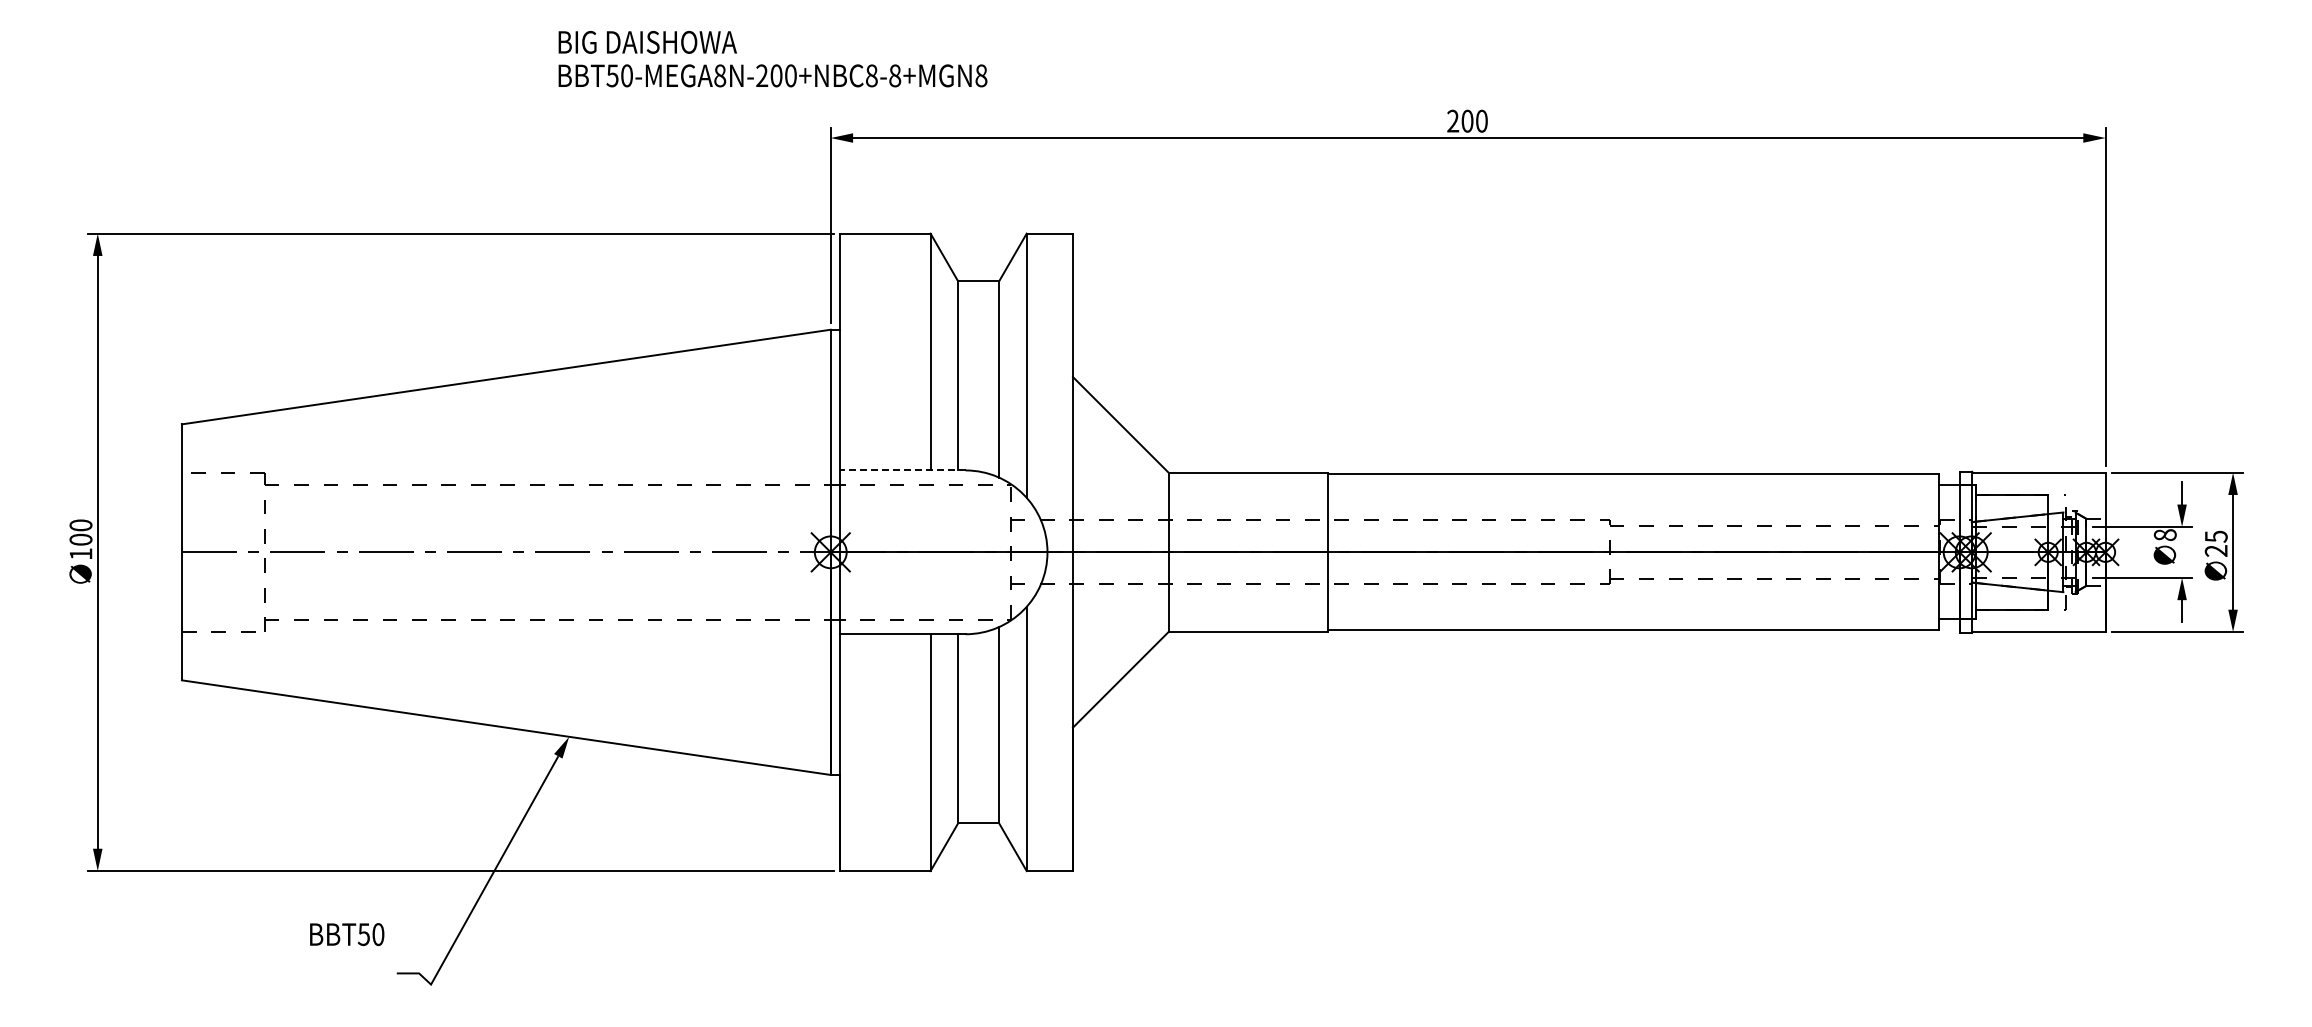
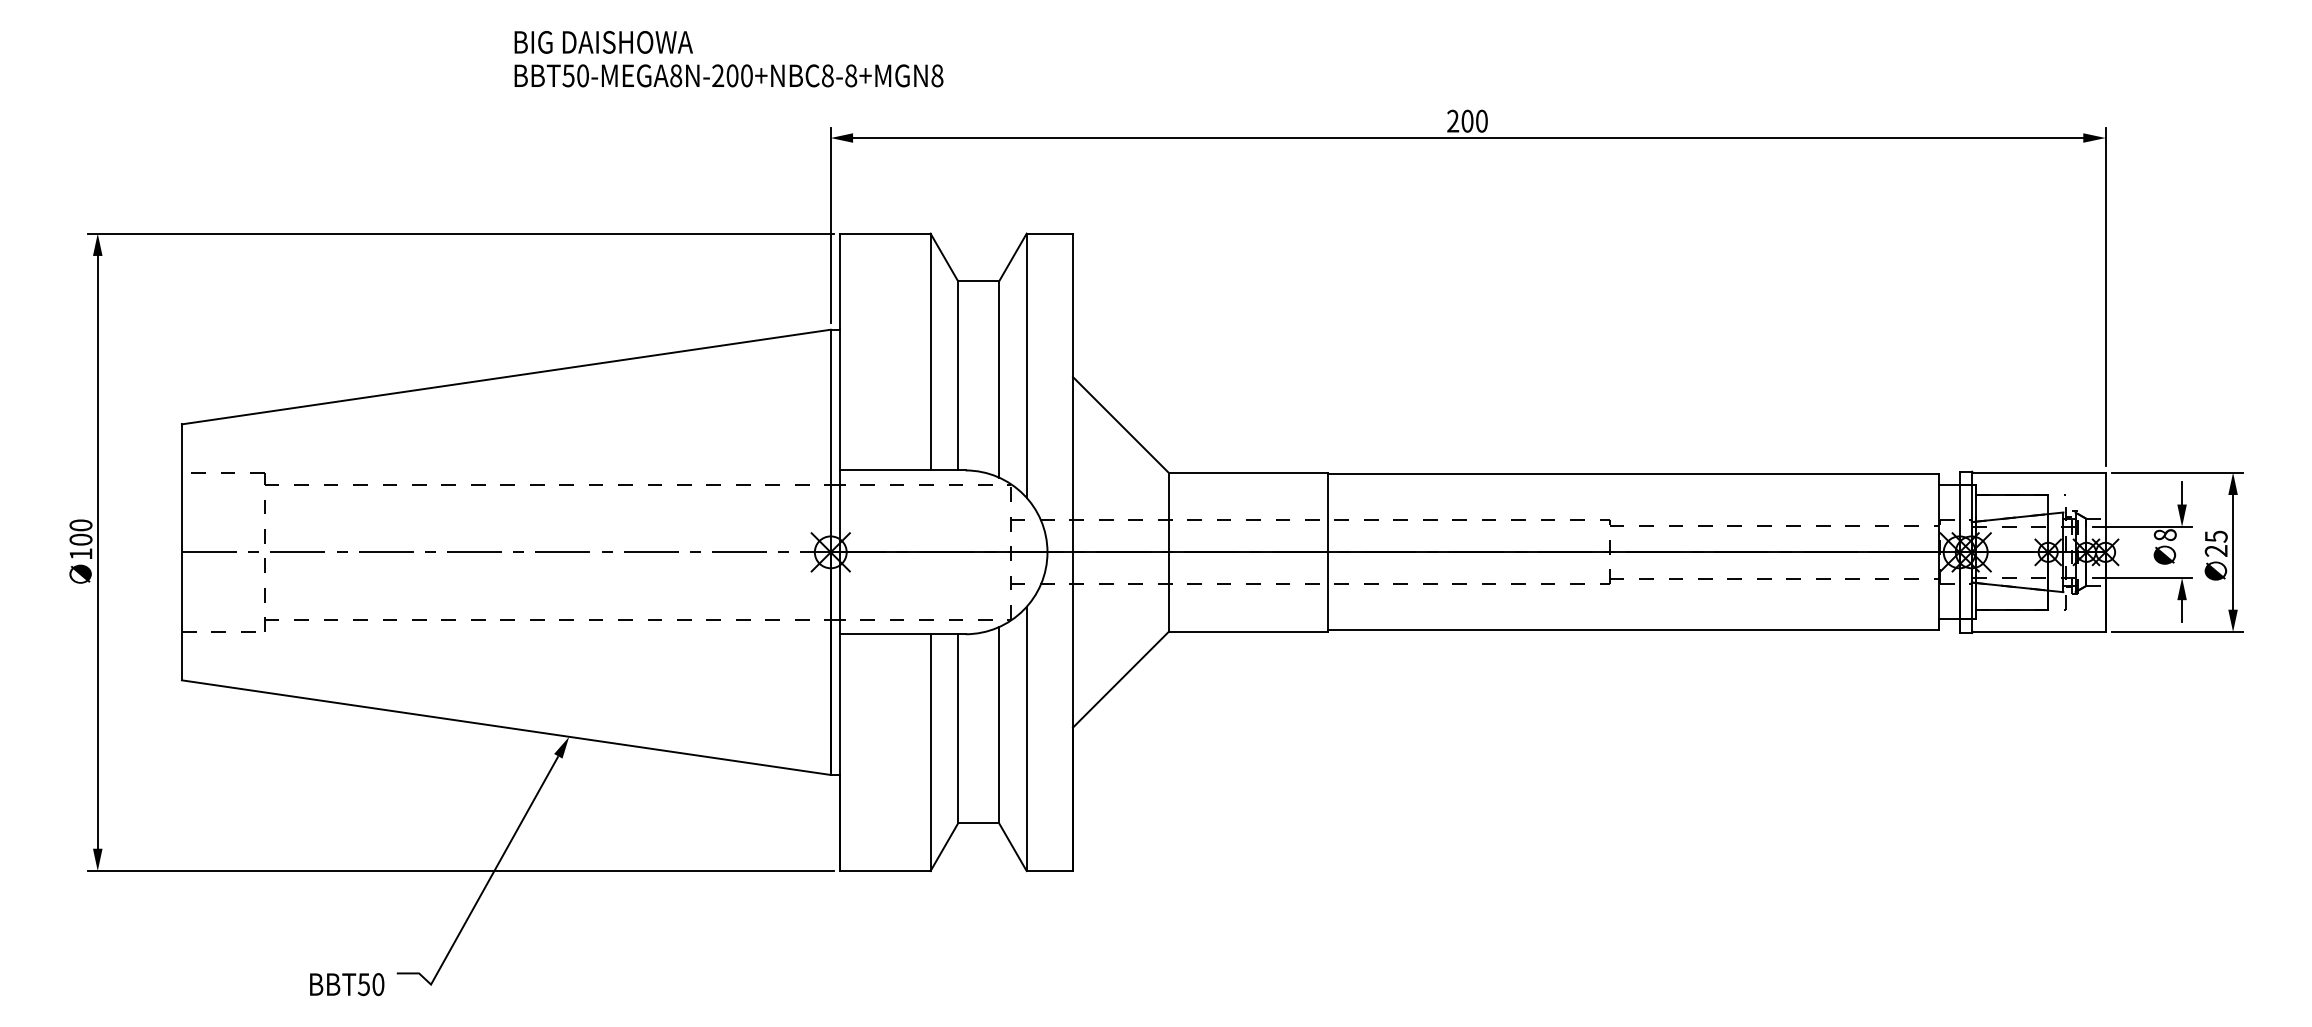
text position: (772, 59) -> (728, 59) (728, 59)
line: dashed -> solid (902, 470)
text position: (347, 934) -> (347, 984) (347, 984)
